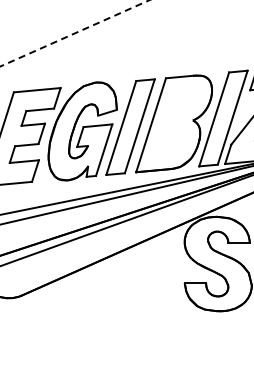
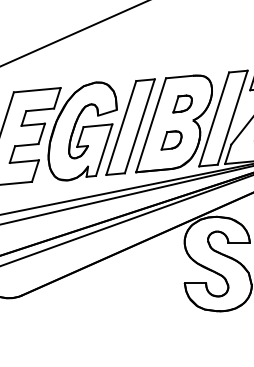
line: dashed -> solid (74, 33)
part: none -> present (182, 103)
part: none -> present (171, 140)
